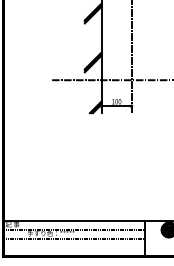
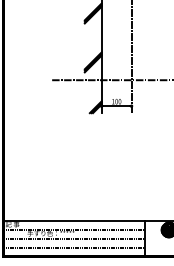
line: none -> present (73, 247)
